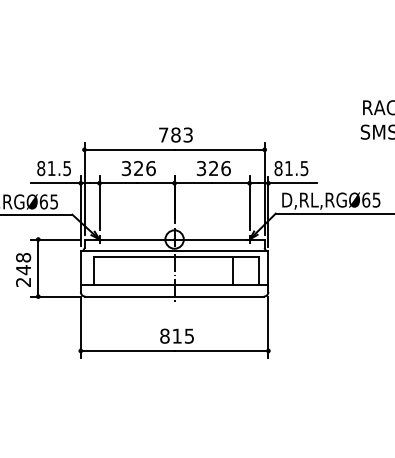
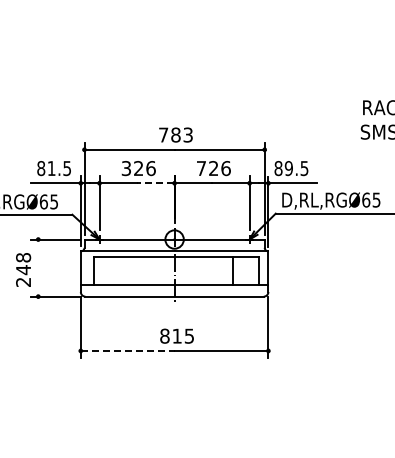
text: 326 -> 726 (201, 168)
text: 81.5 -> 89.5 (288, 168)
line: solid -> dashed (155, 183)
line: present -> none (38, 267)
line: solid -> dashed (127, 350)
